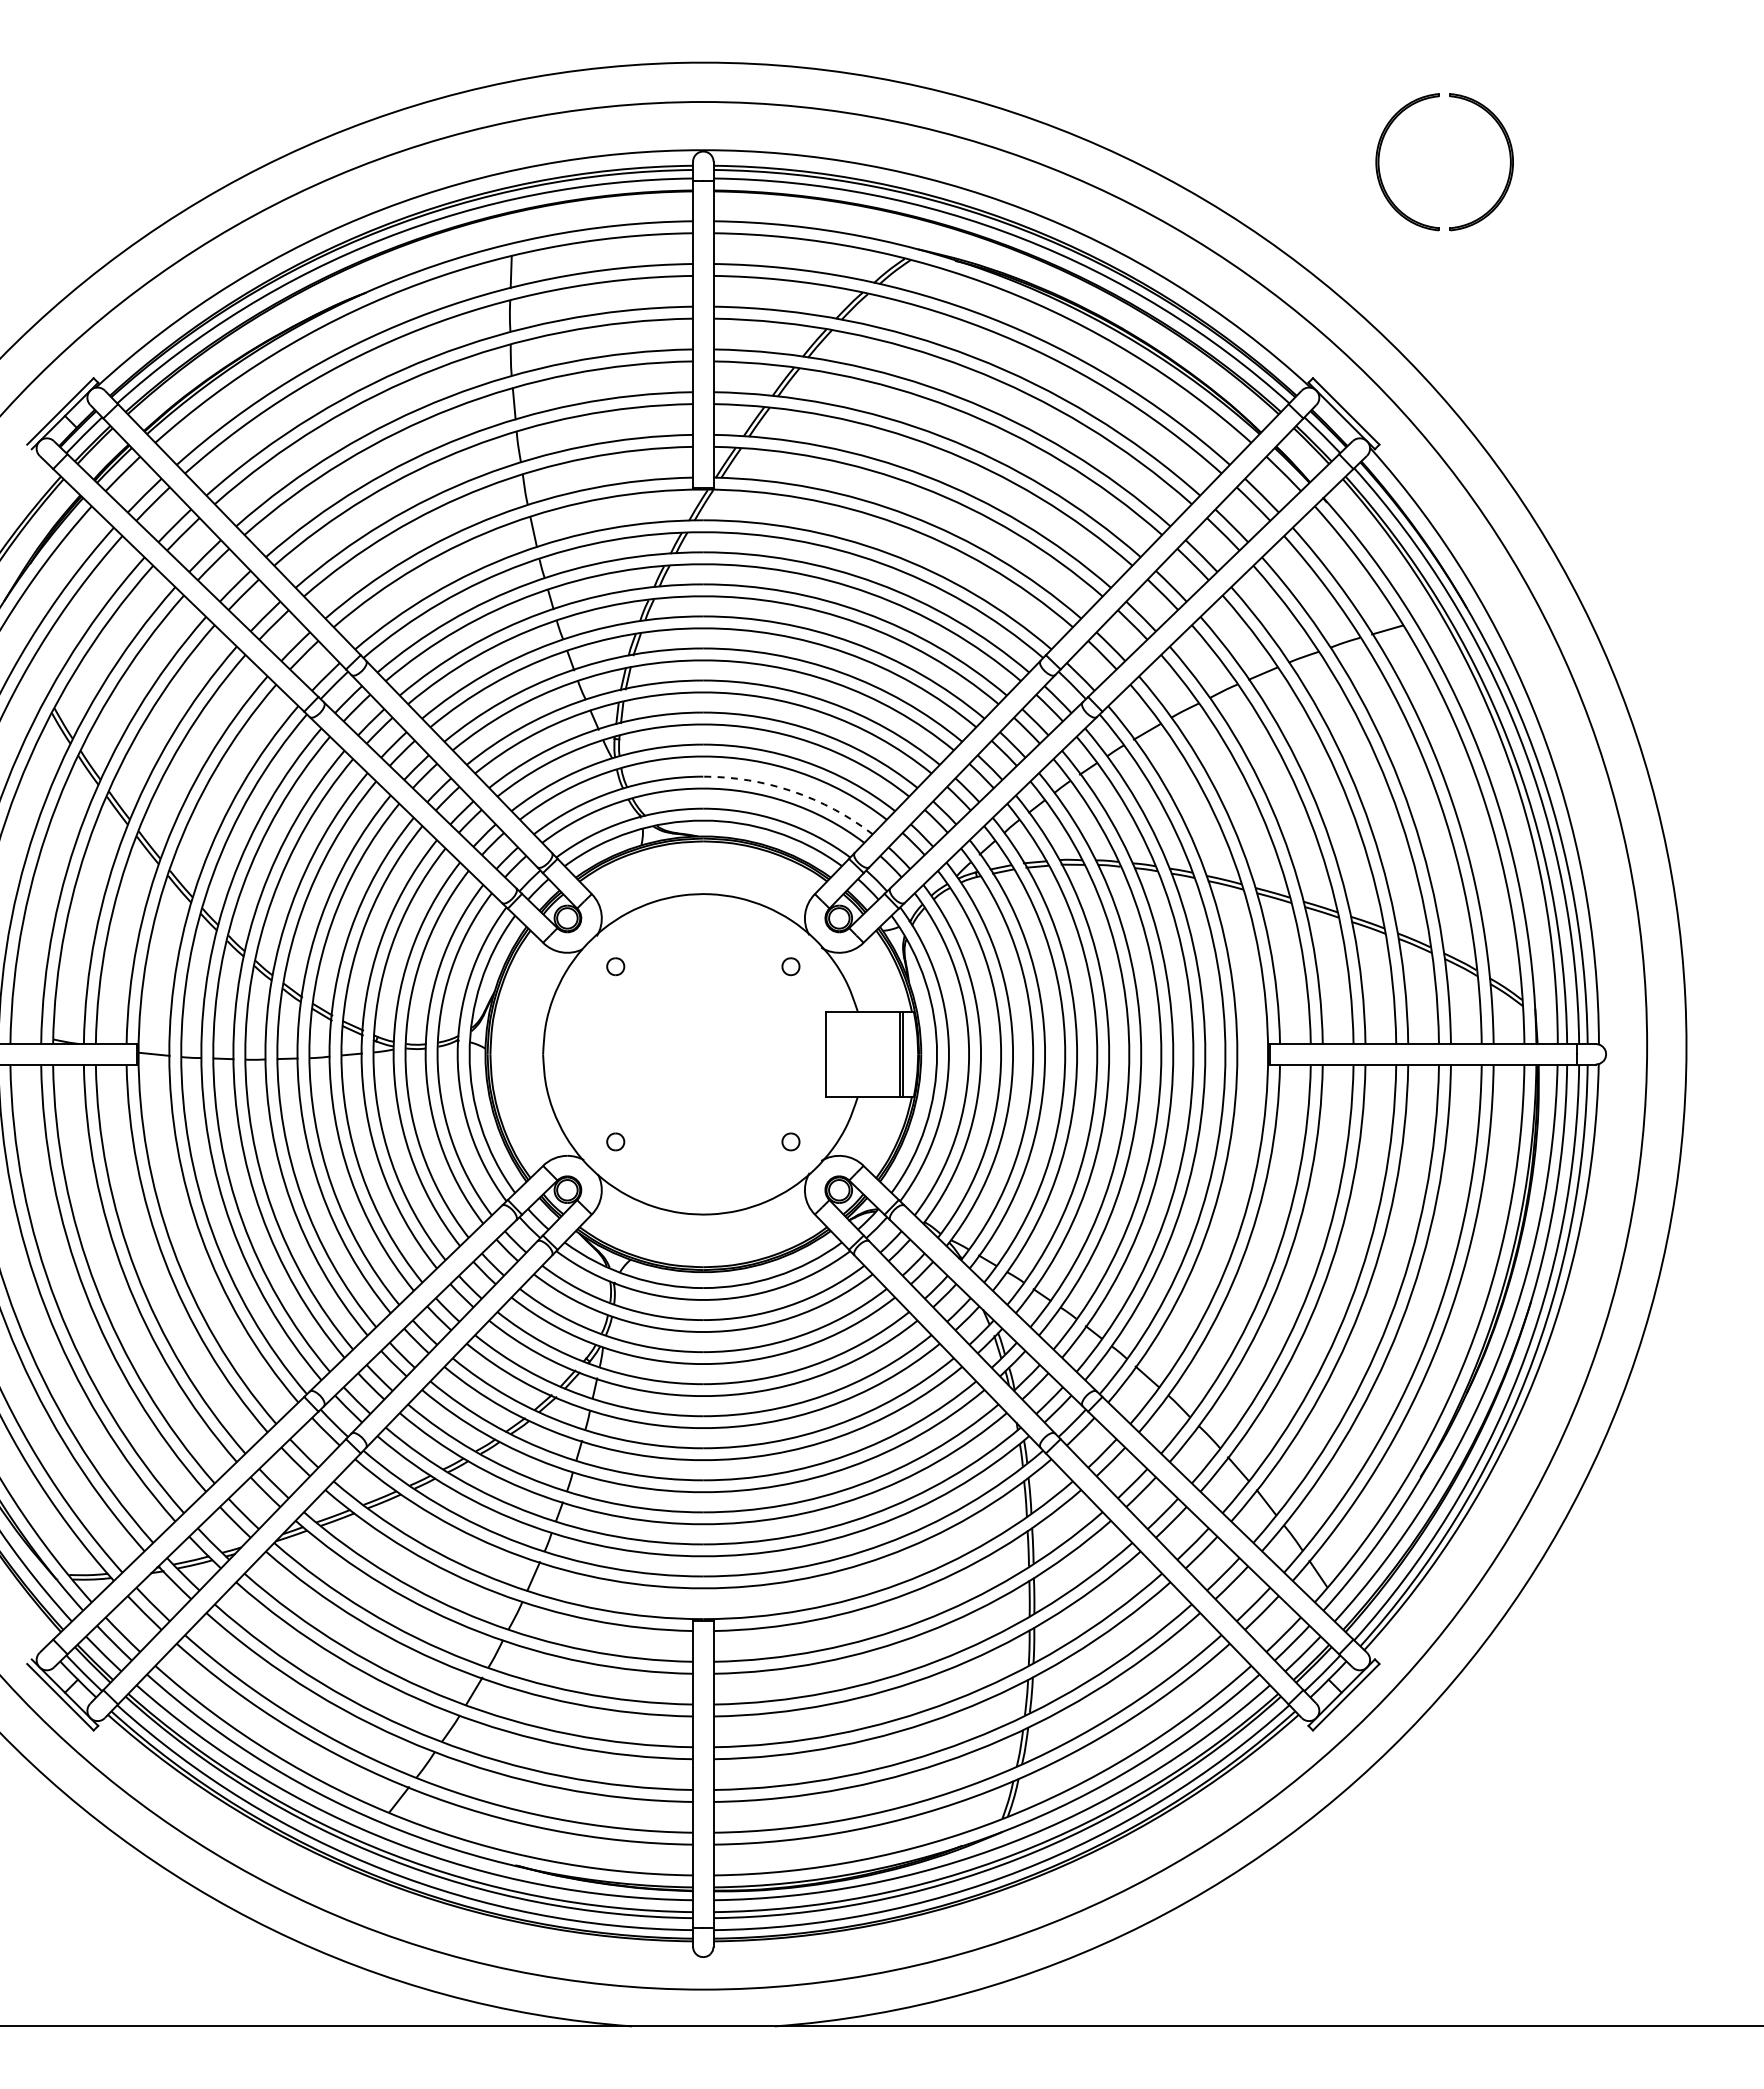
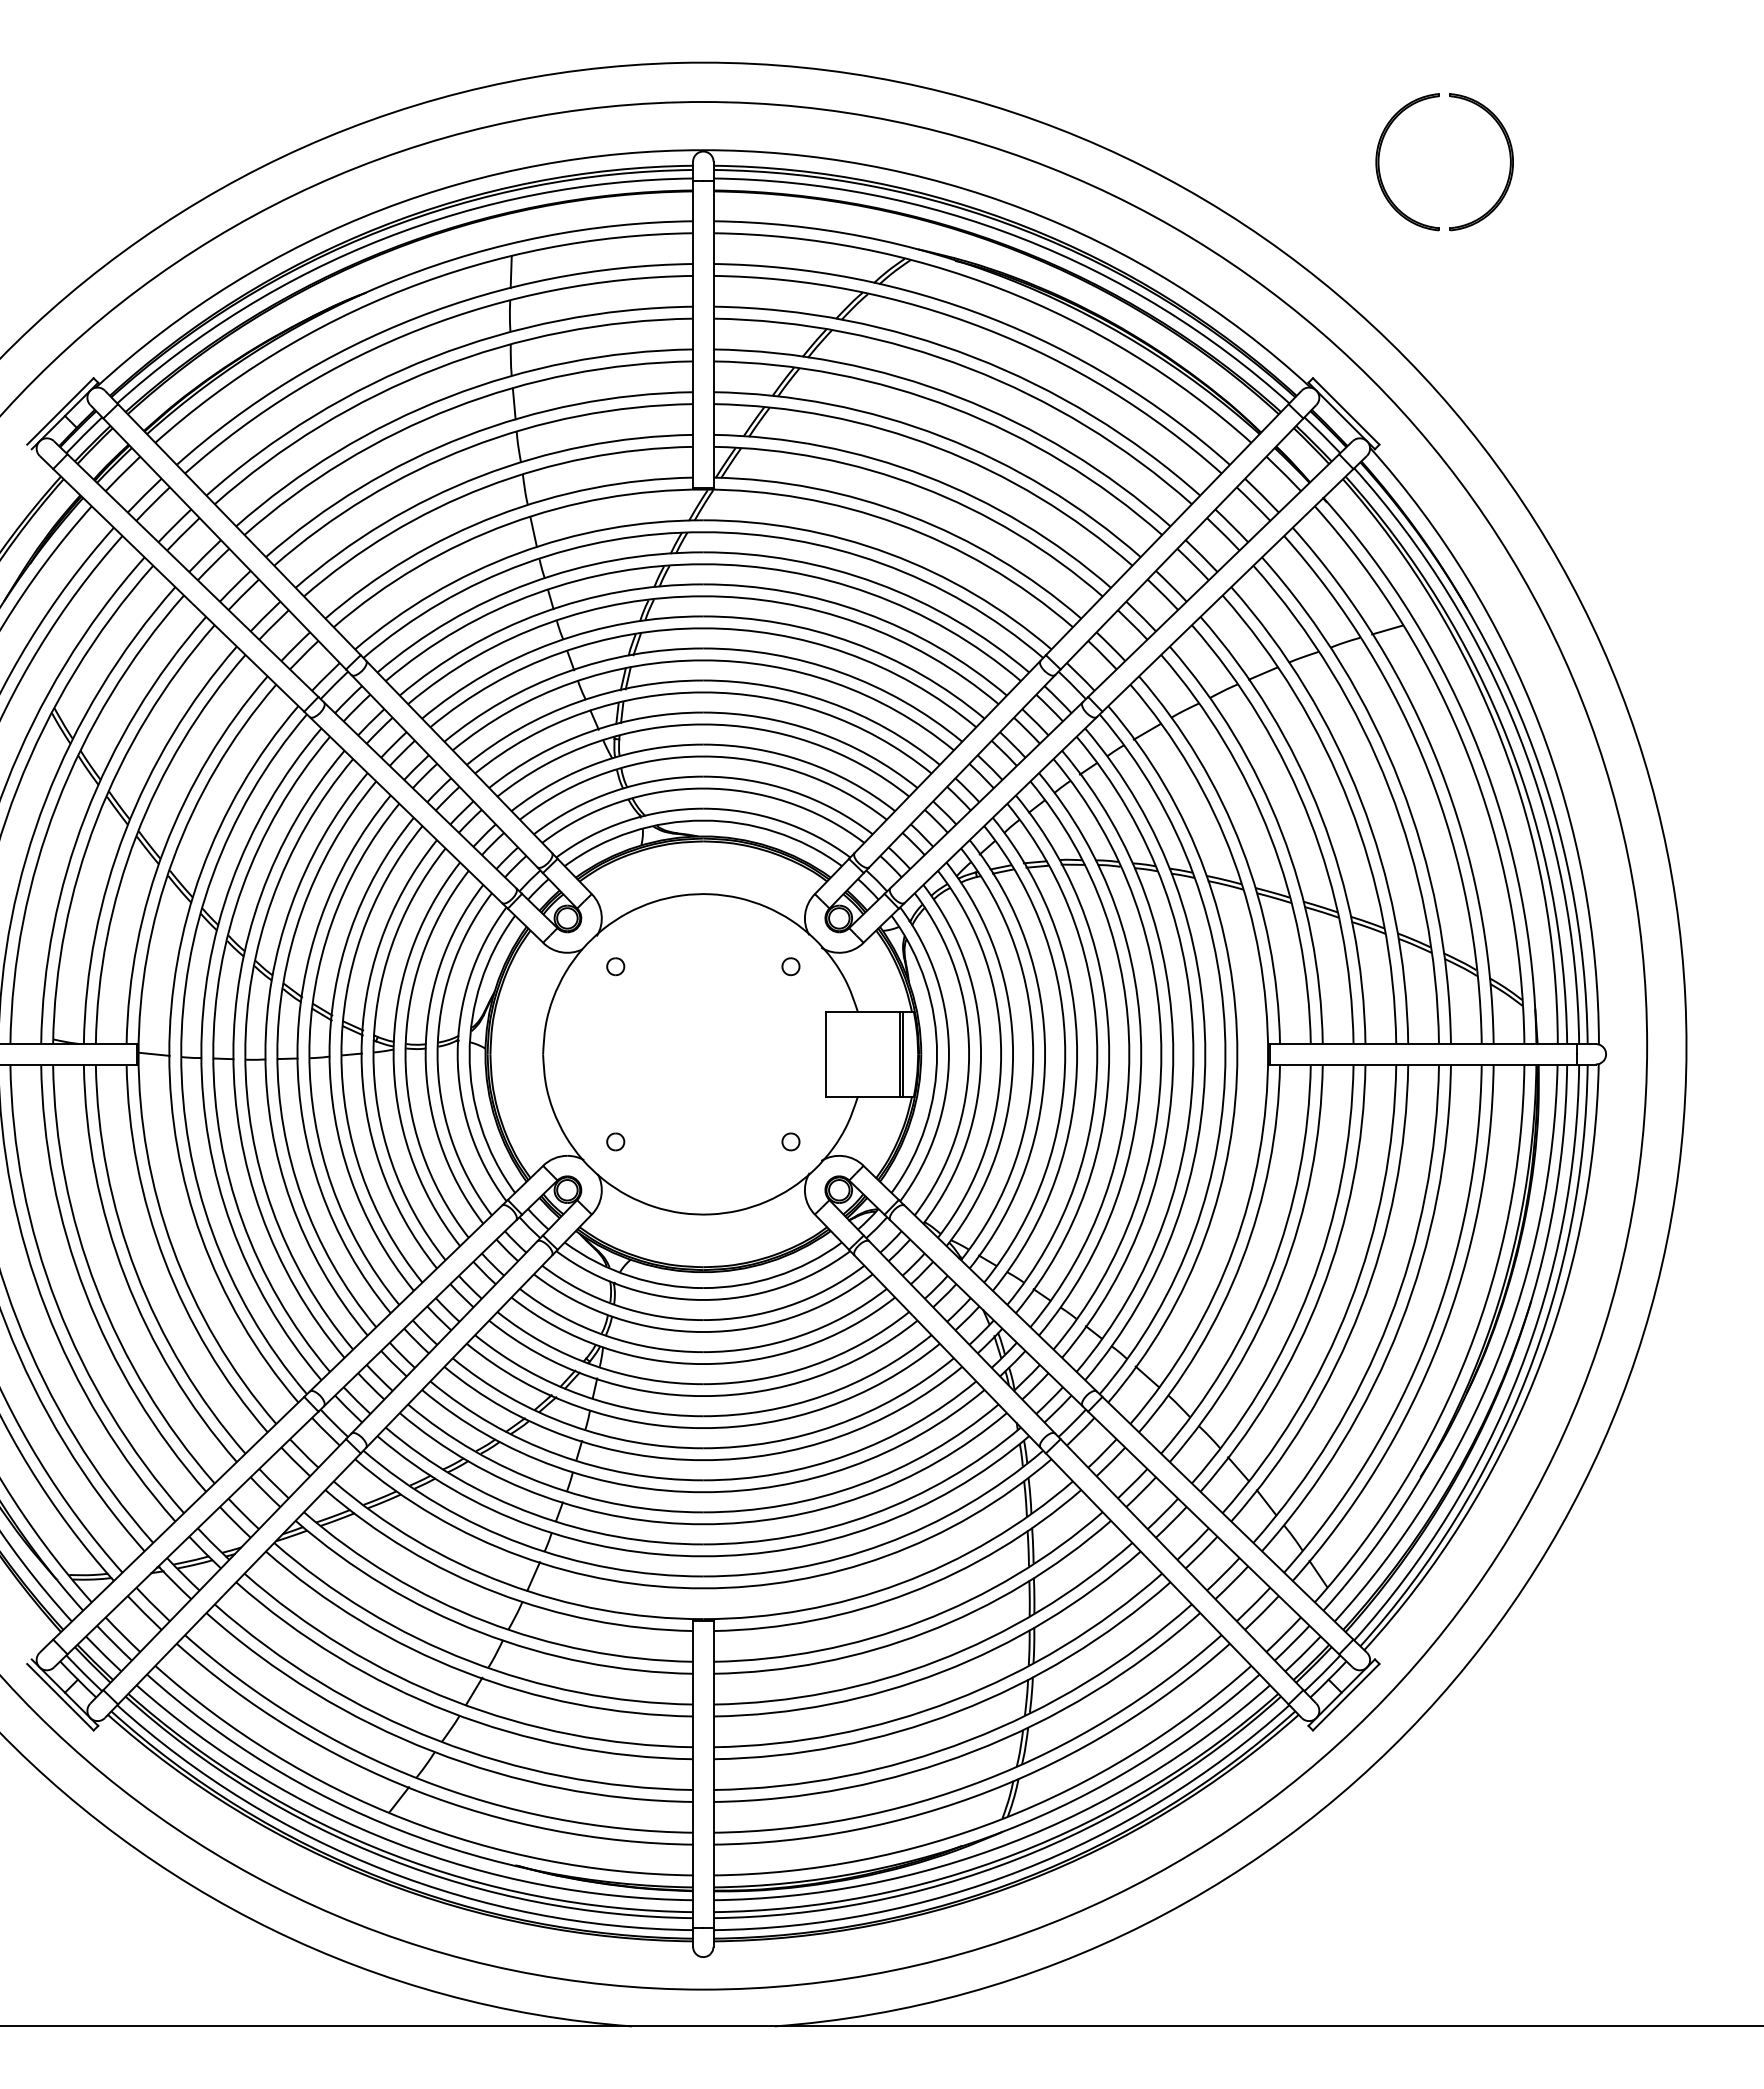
arc: dashed -> solid (792, 791)
